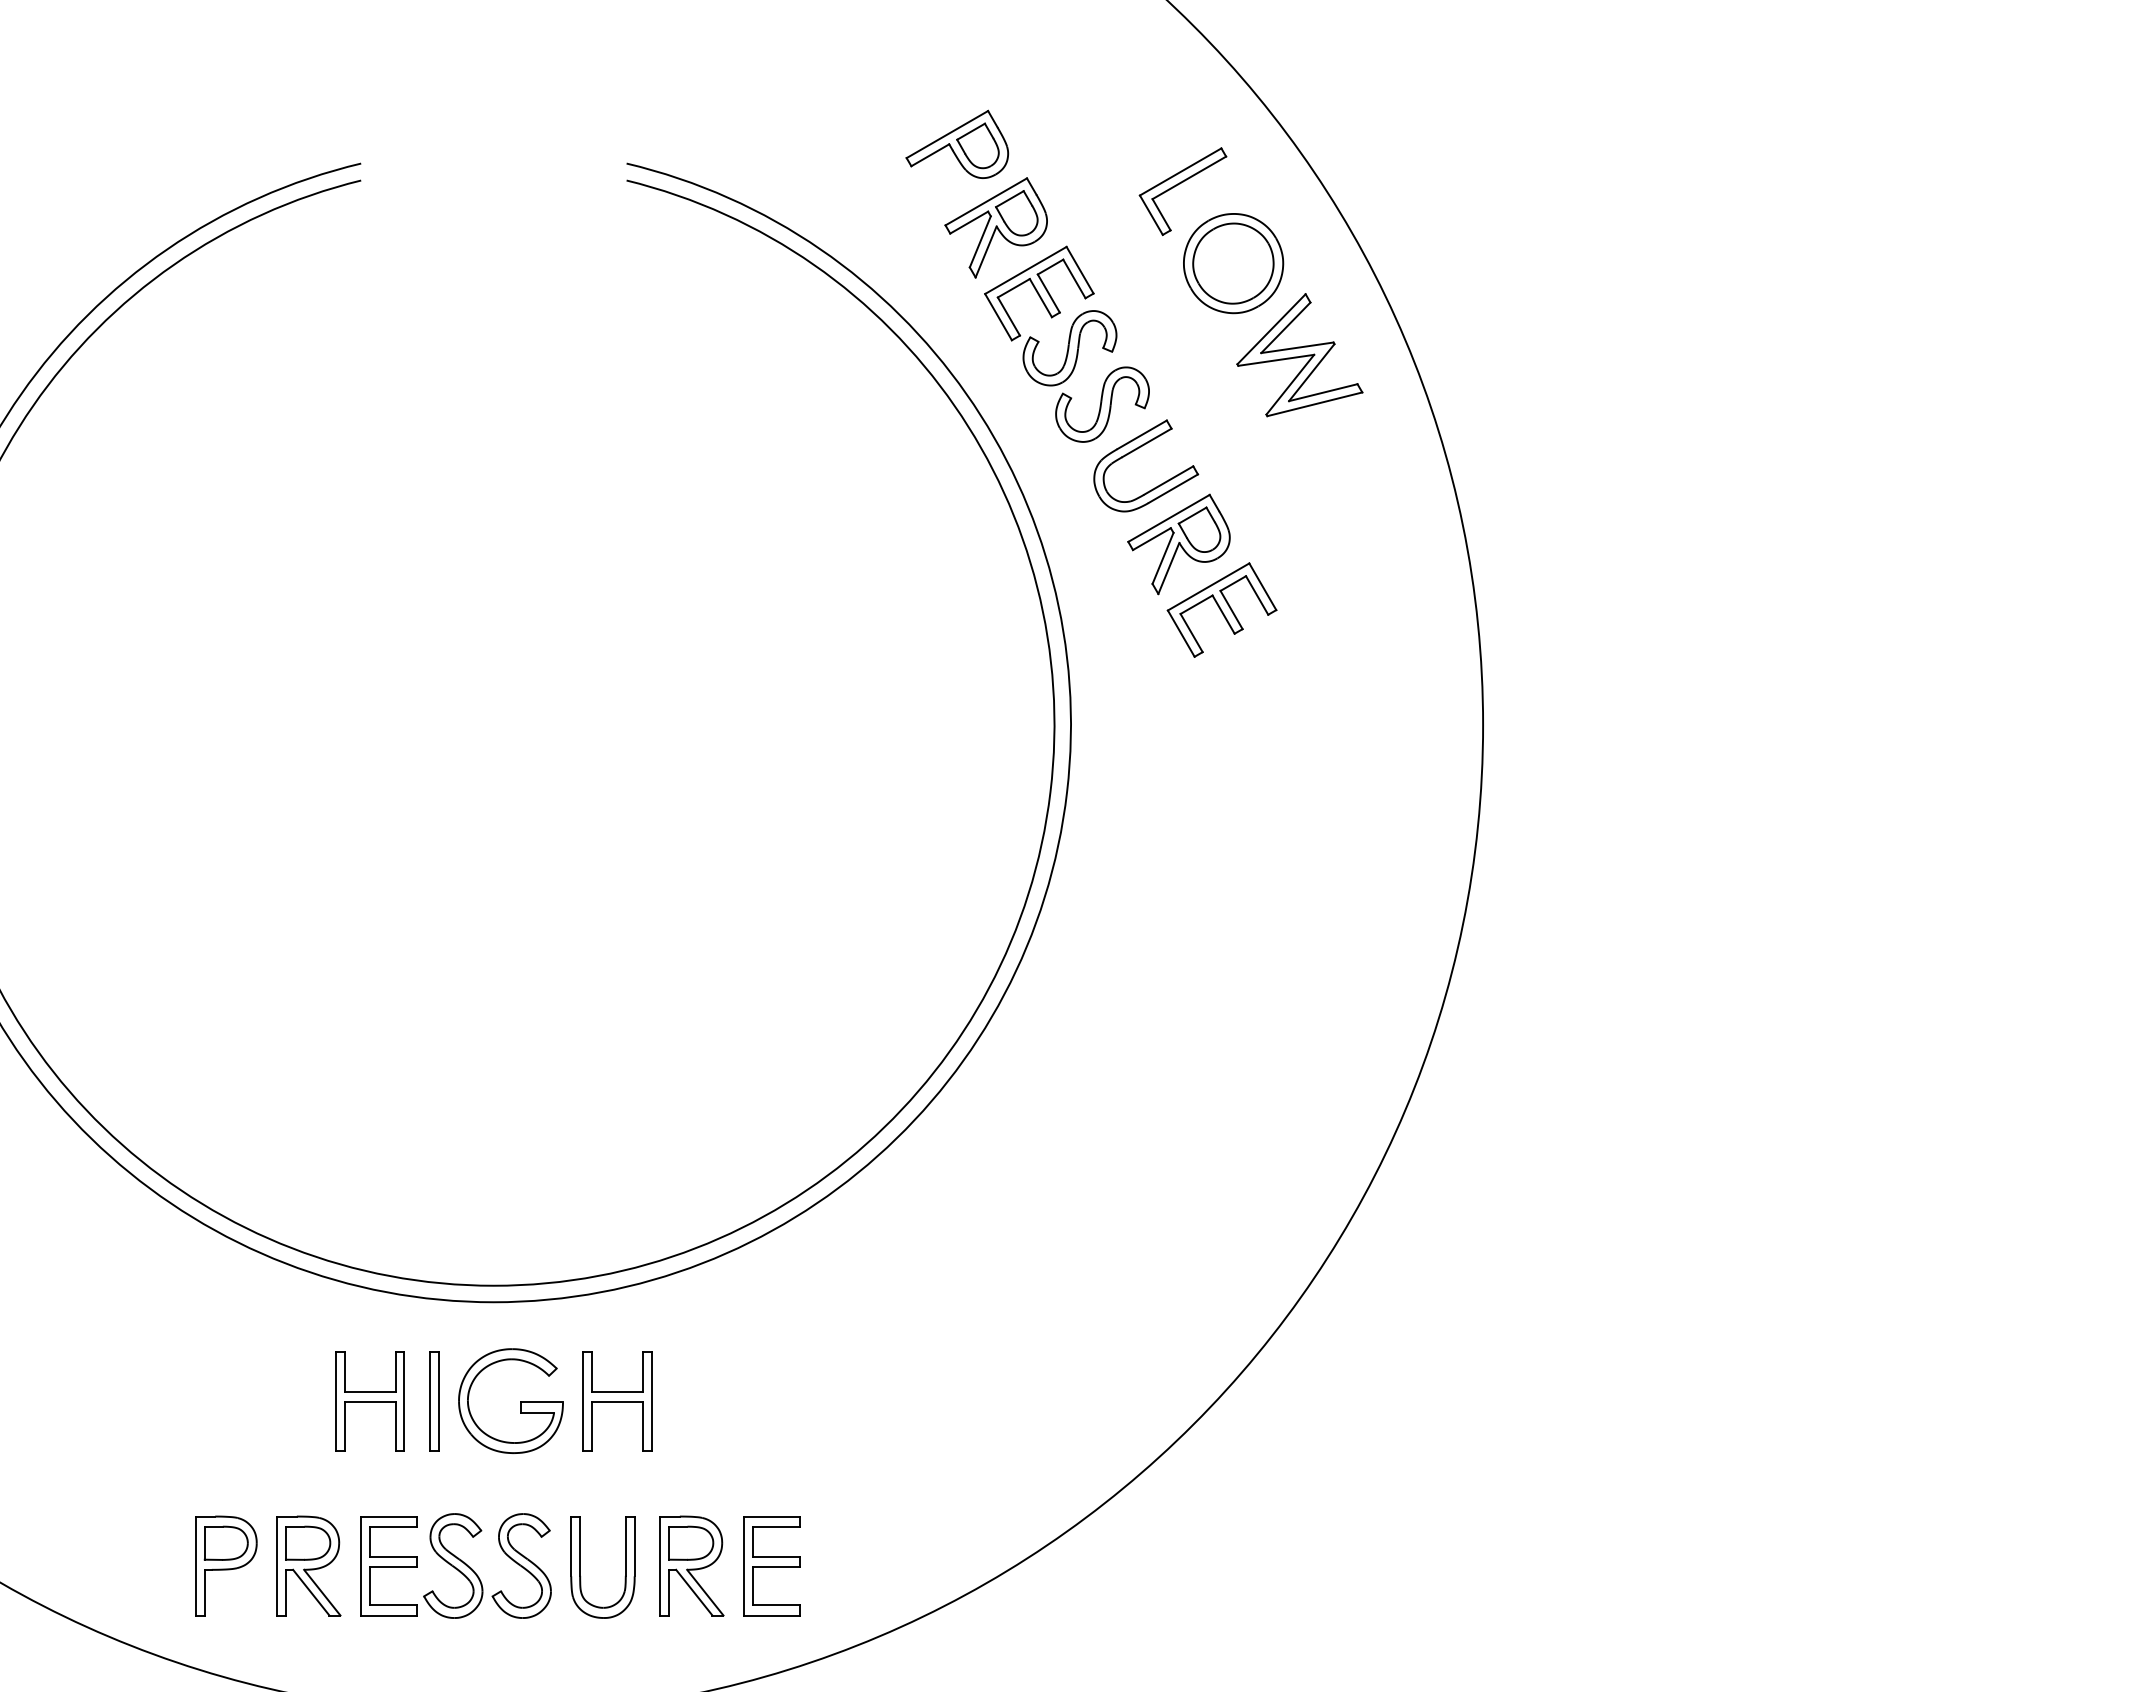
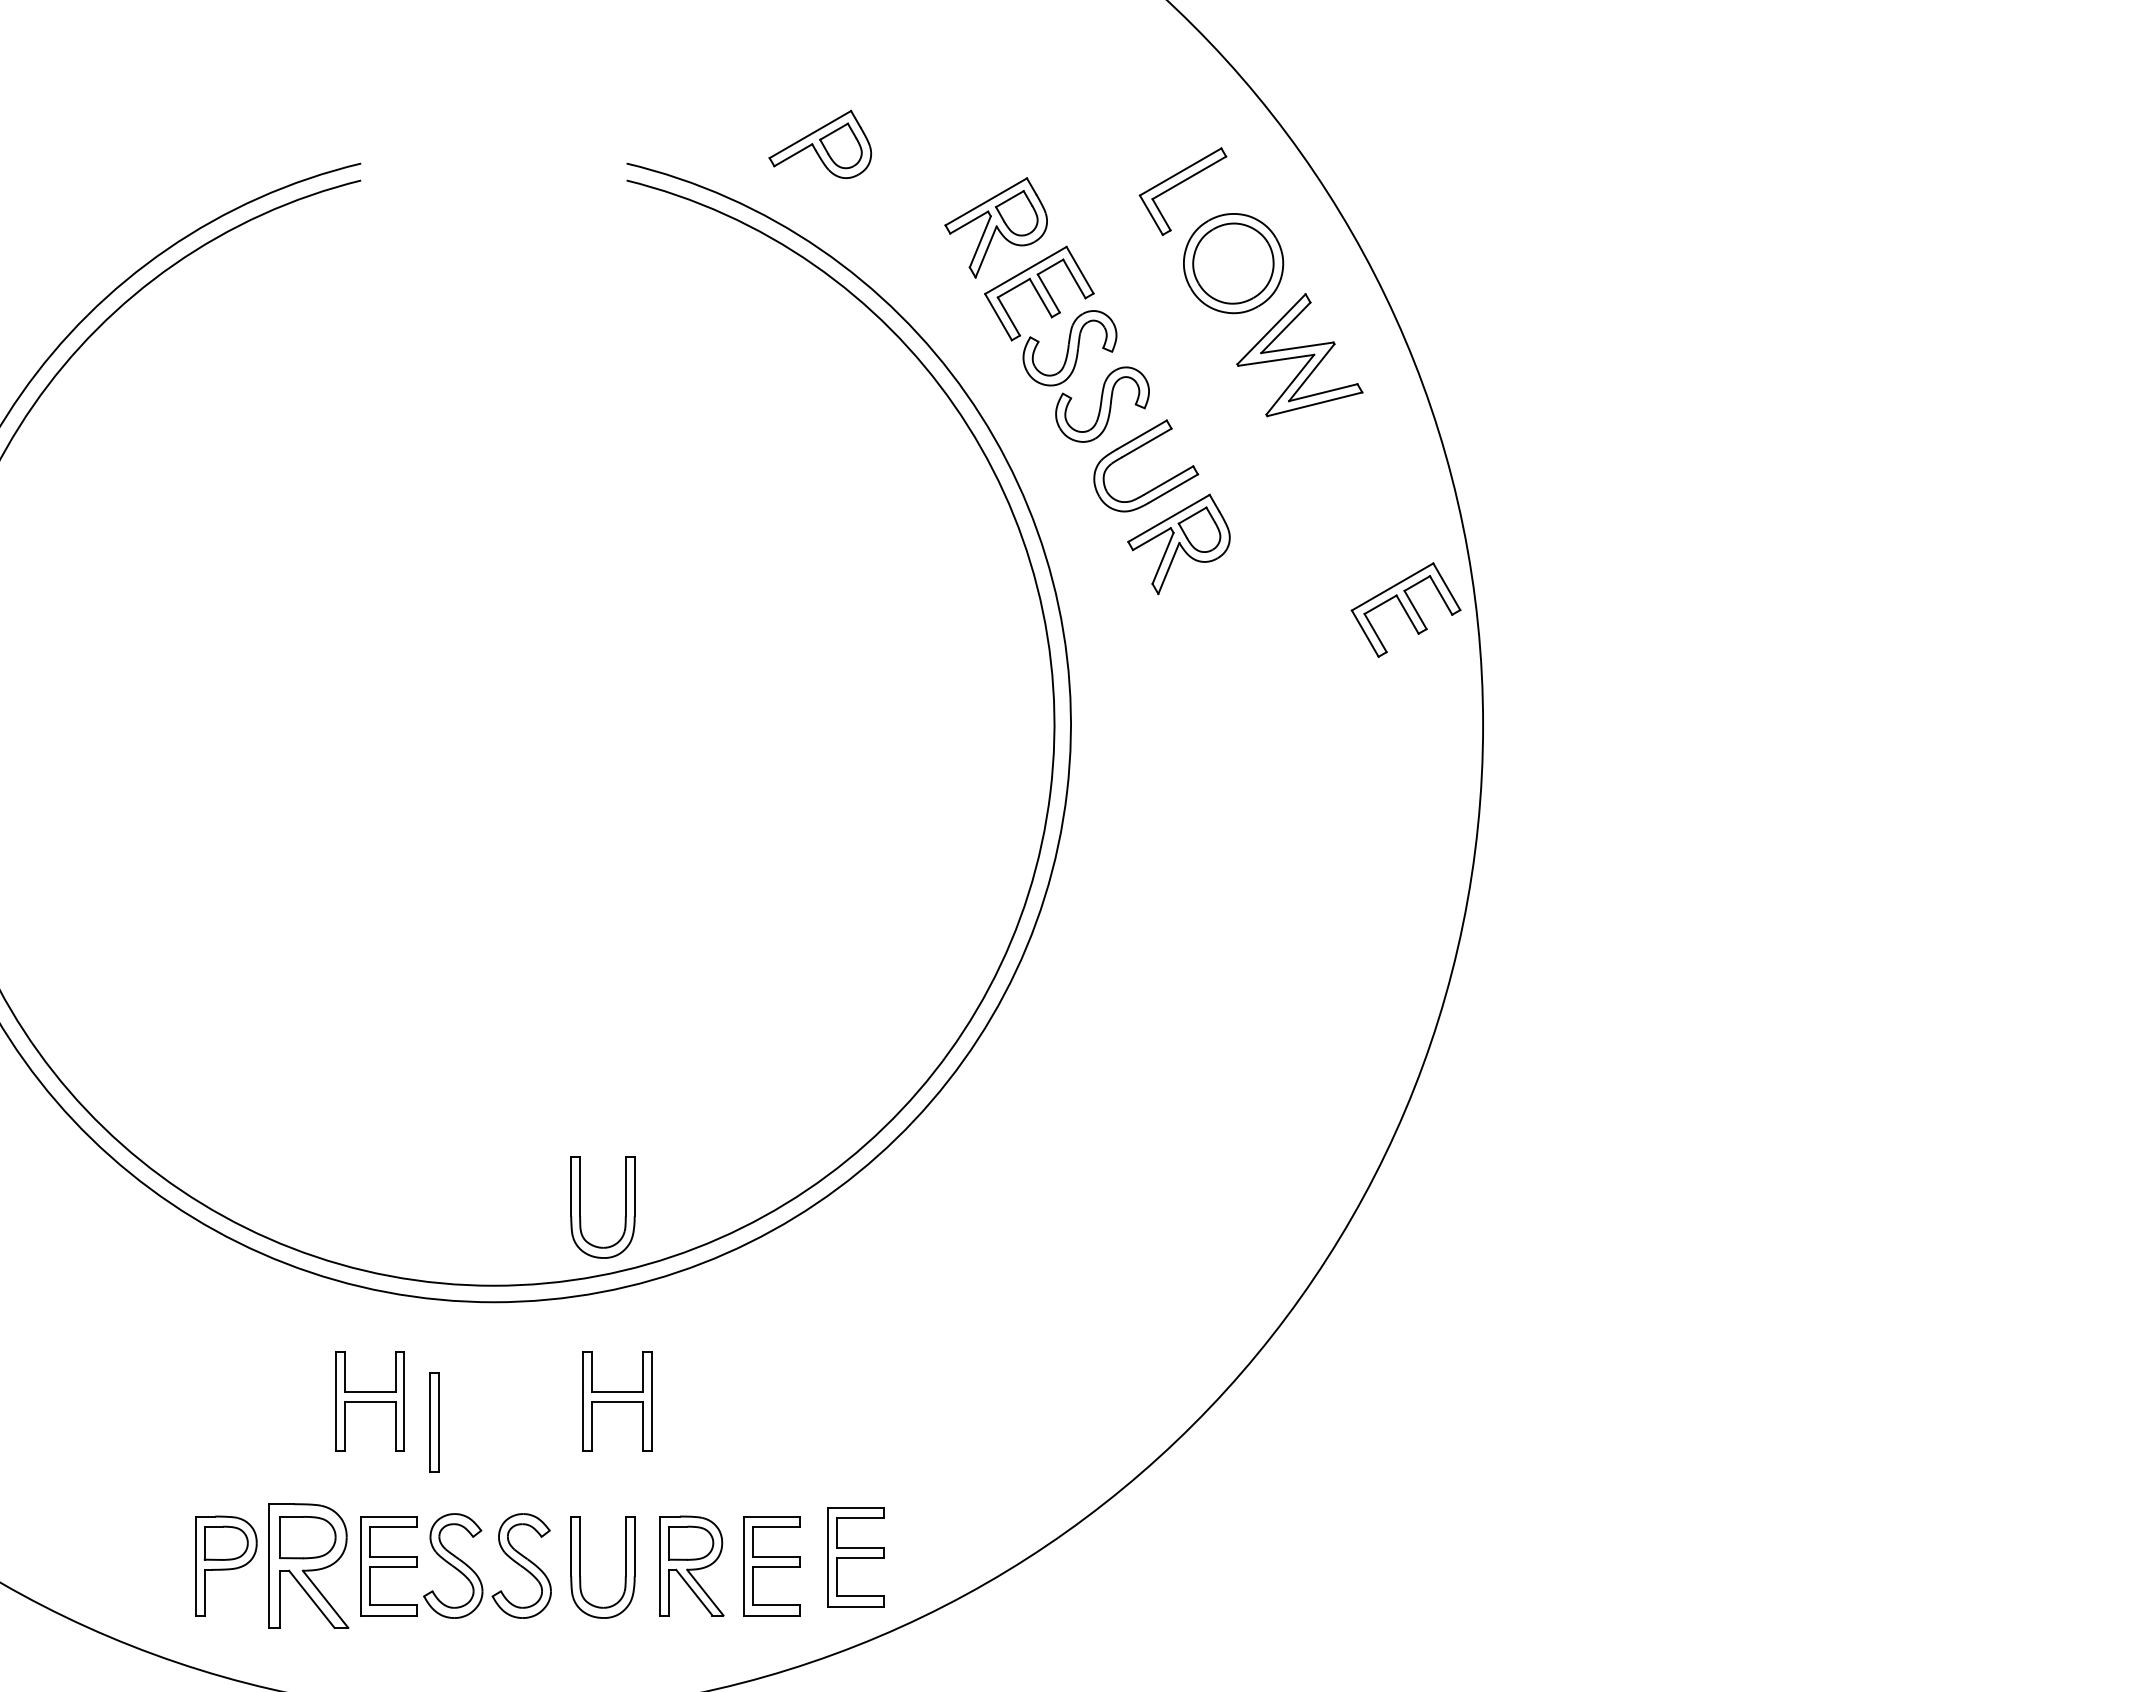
part position: (957, 143) -> (820, 143) (820, 143)
part position: (1221, 609) -> (1405, 609) (1405, 609)
part: none -> present (580, 1207)
part position: (434, 1401) -> (434, 1422) (434, 1422)
part: present -> none (520, 1401)
part: none -> present (855, 1557)
part size: 66x102 px -> 82x126 px (308, 1565)
